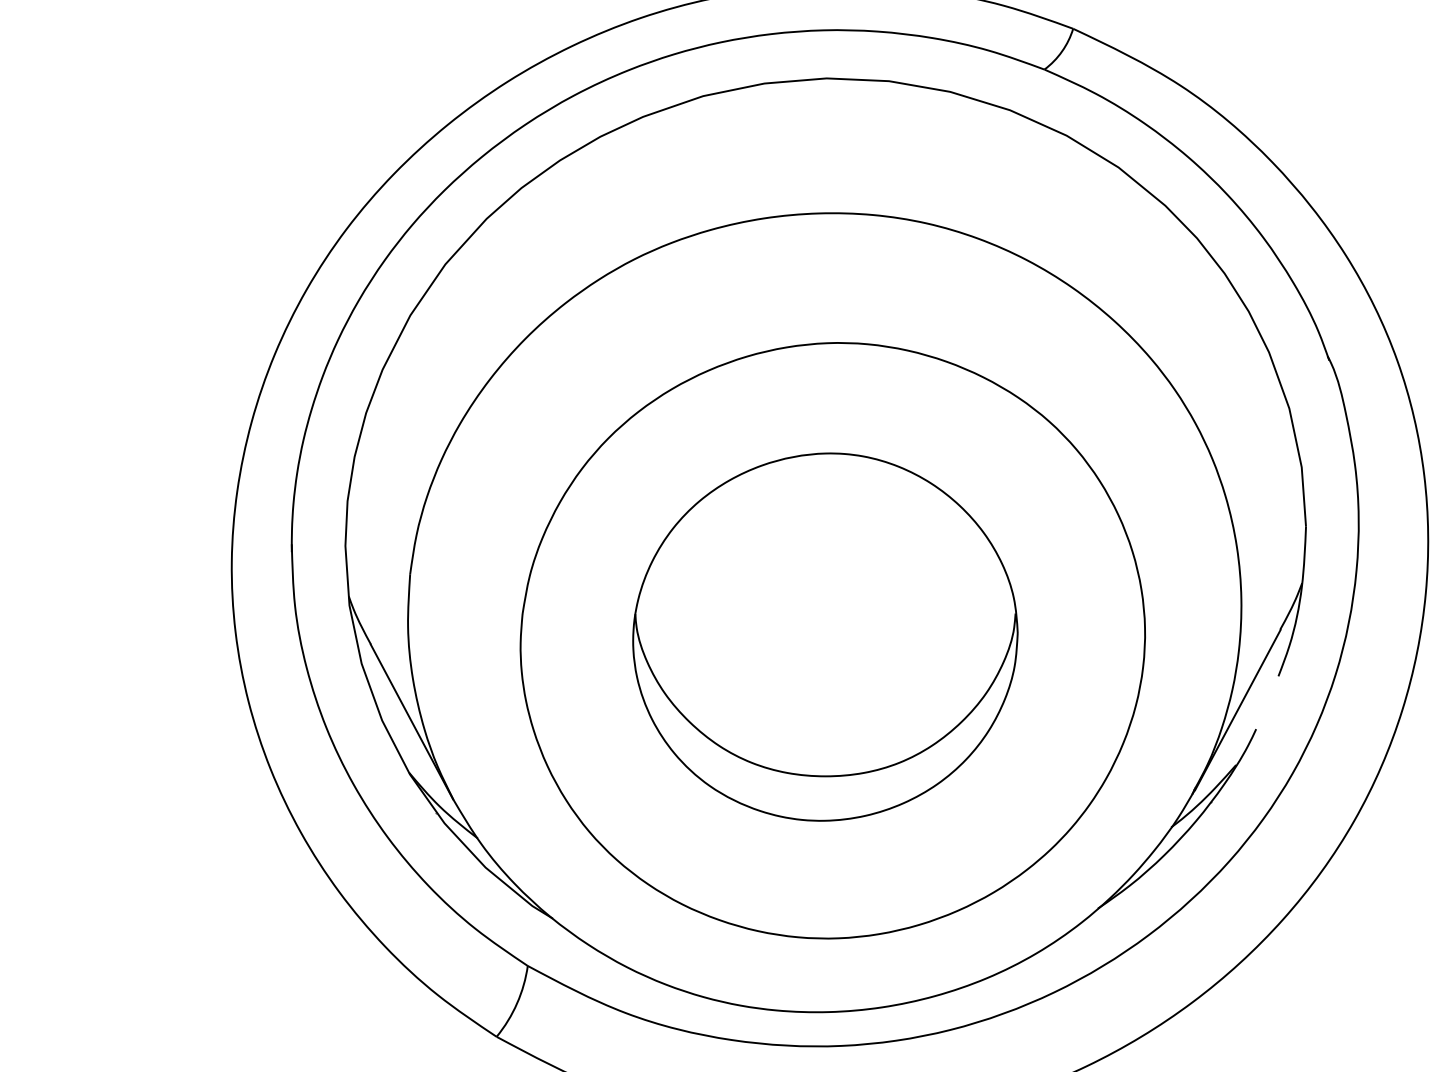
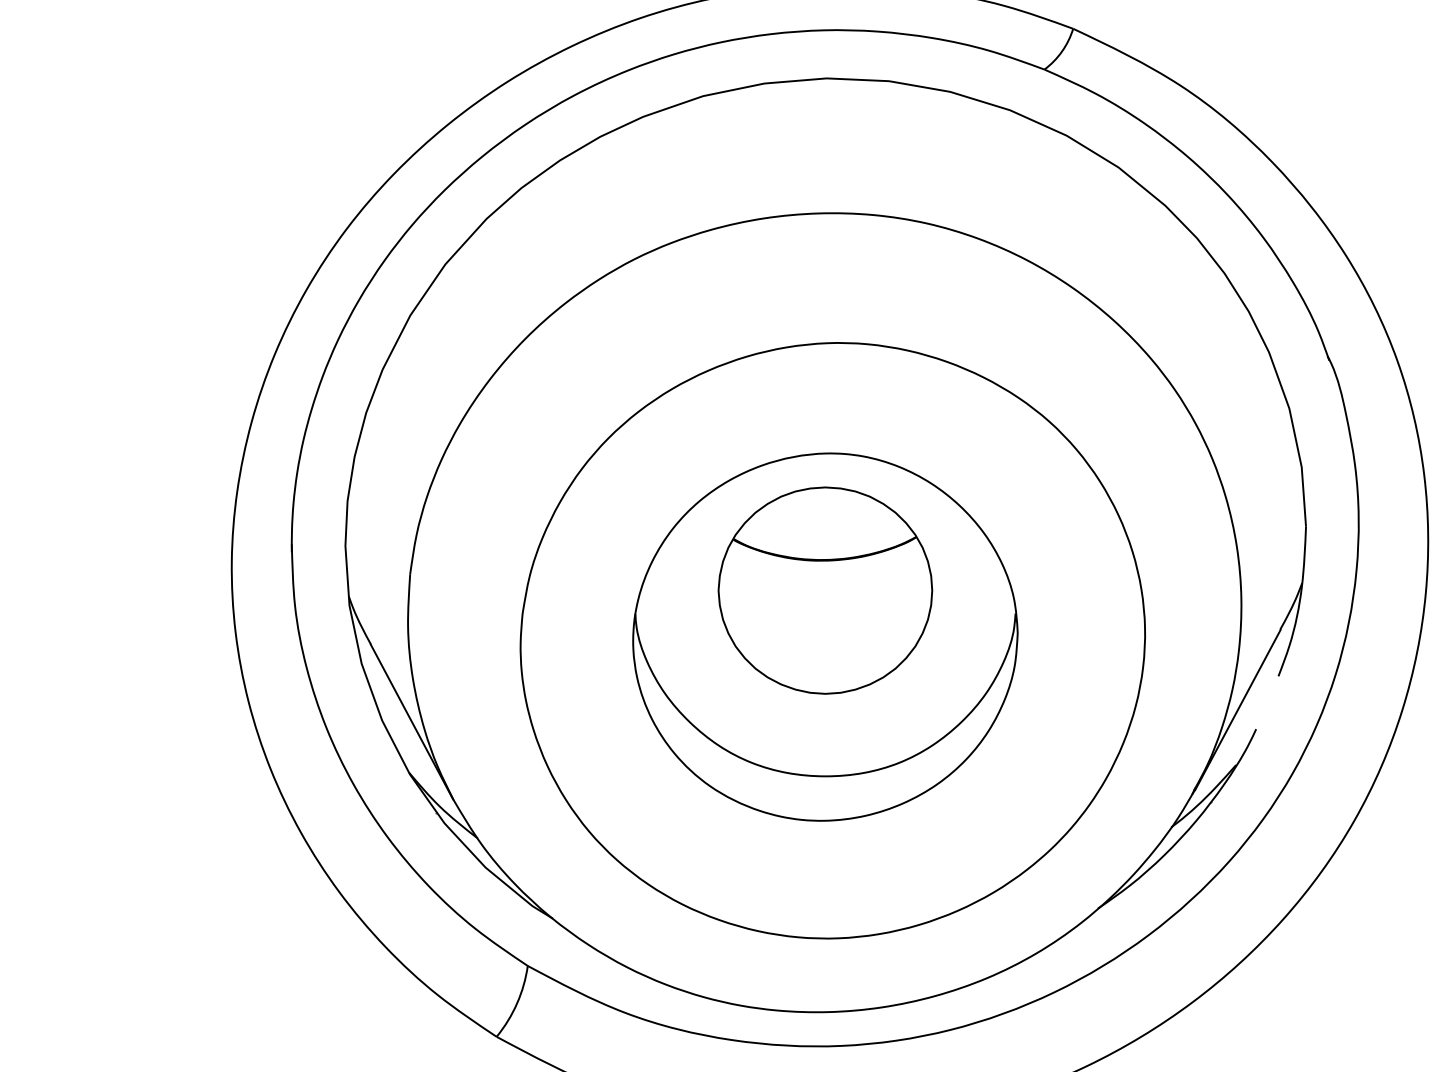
part: none -> present (825, 590)
